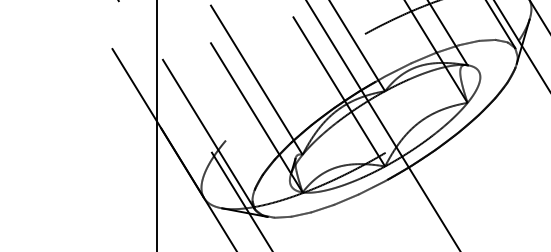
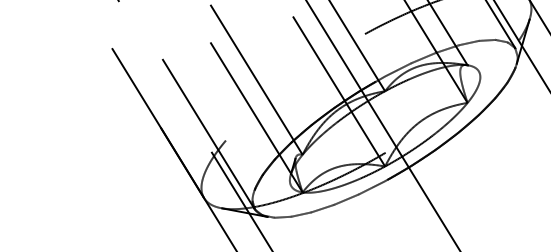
line: present -> none (156, 125)
